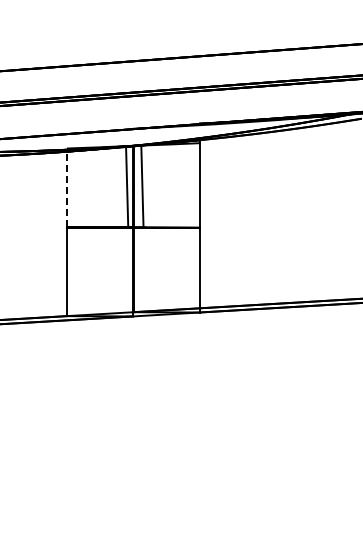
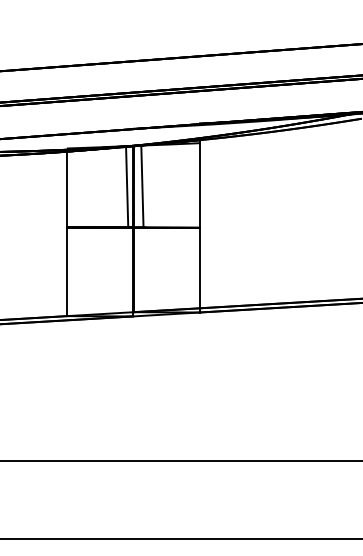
line: dashed -> solid (67, 189)
line: none -> present (180, 461)
line: none -> present (180, 539)
